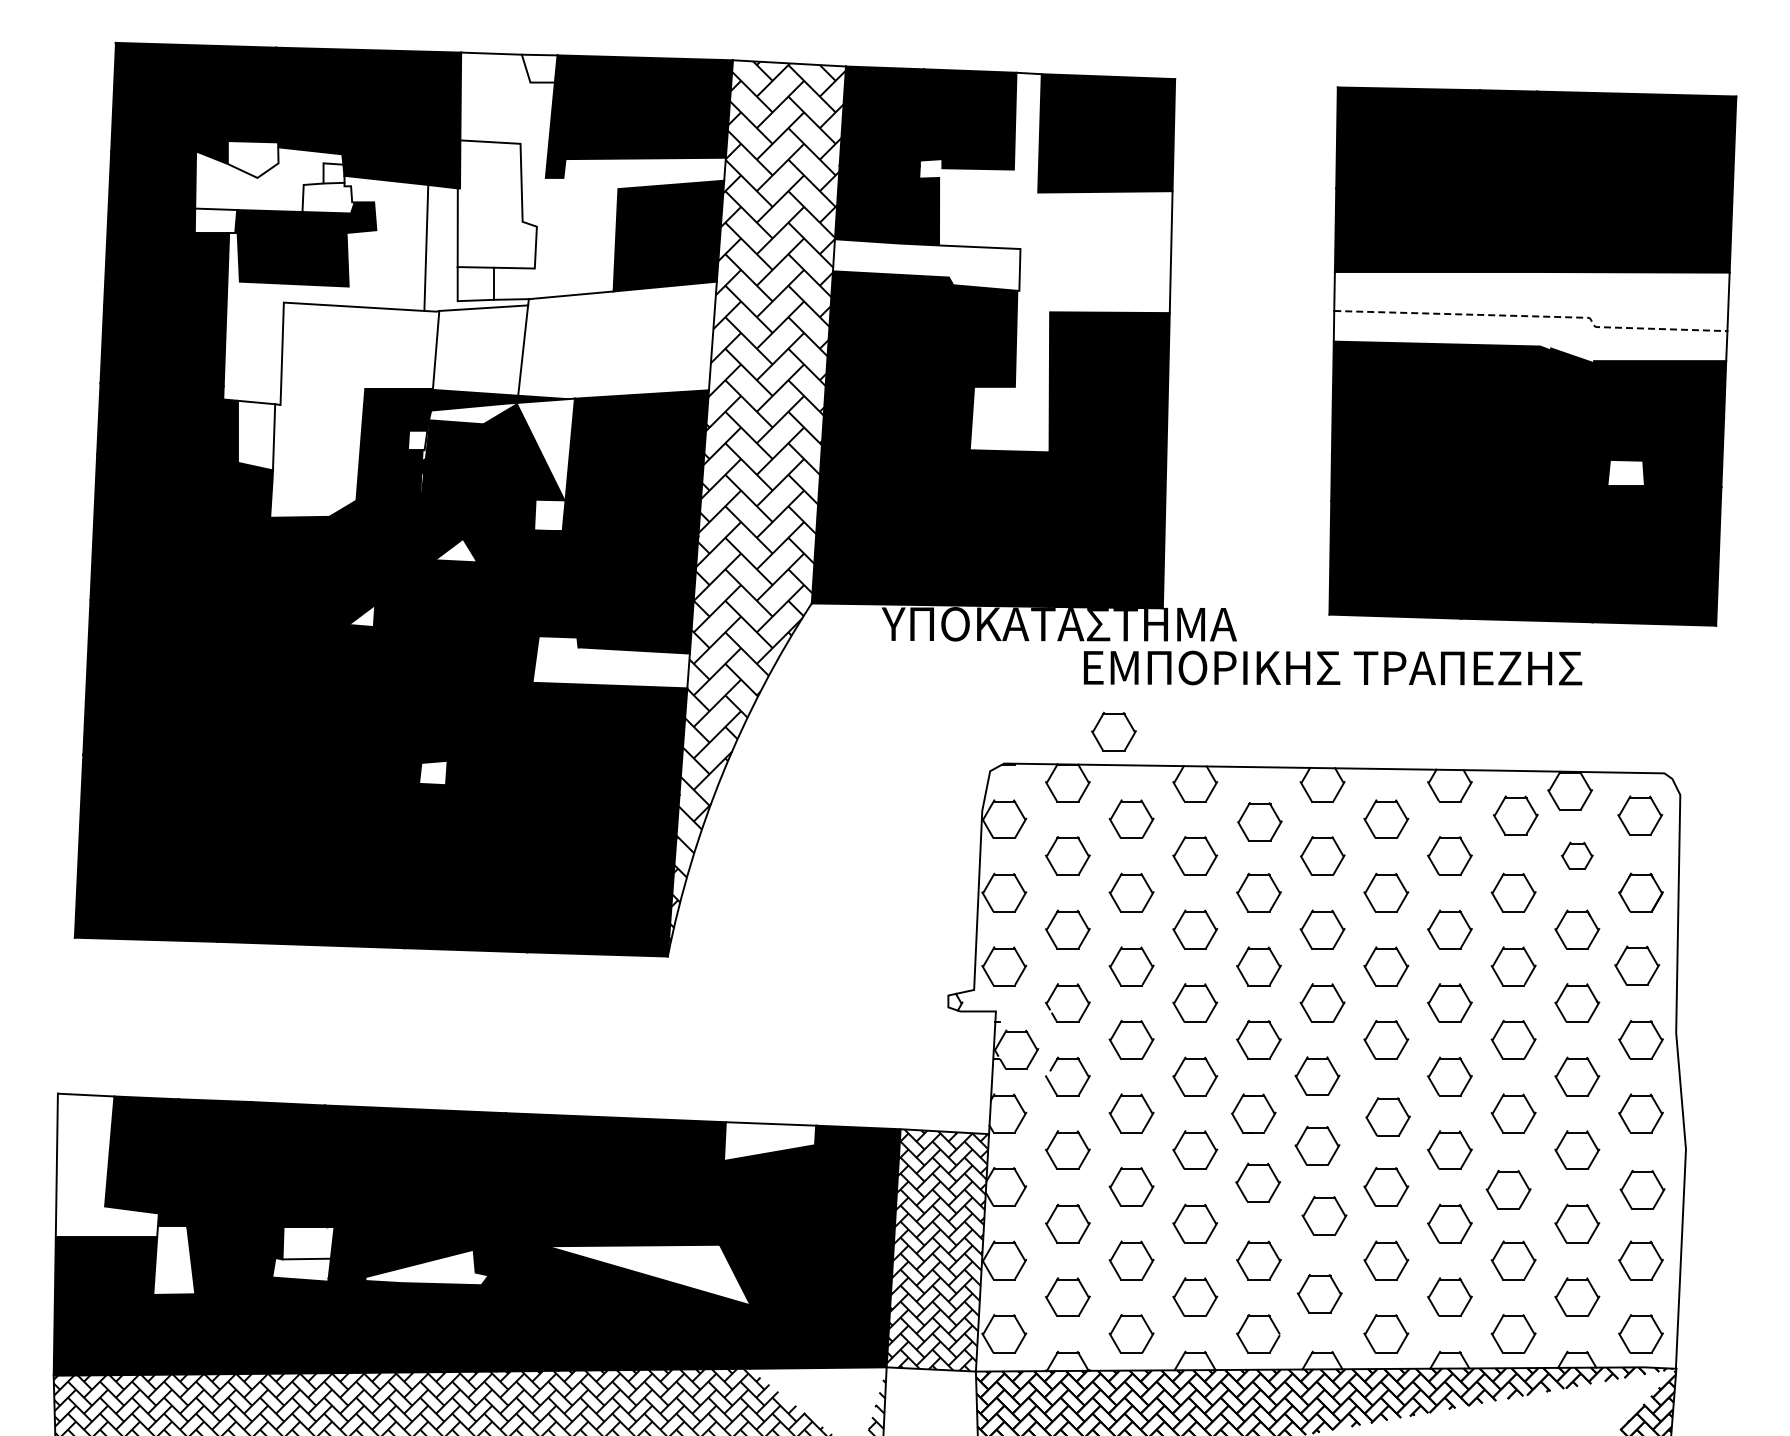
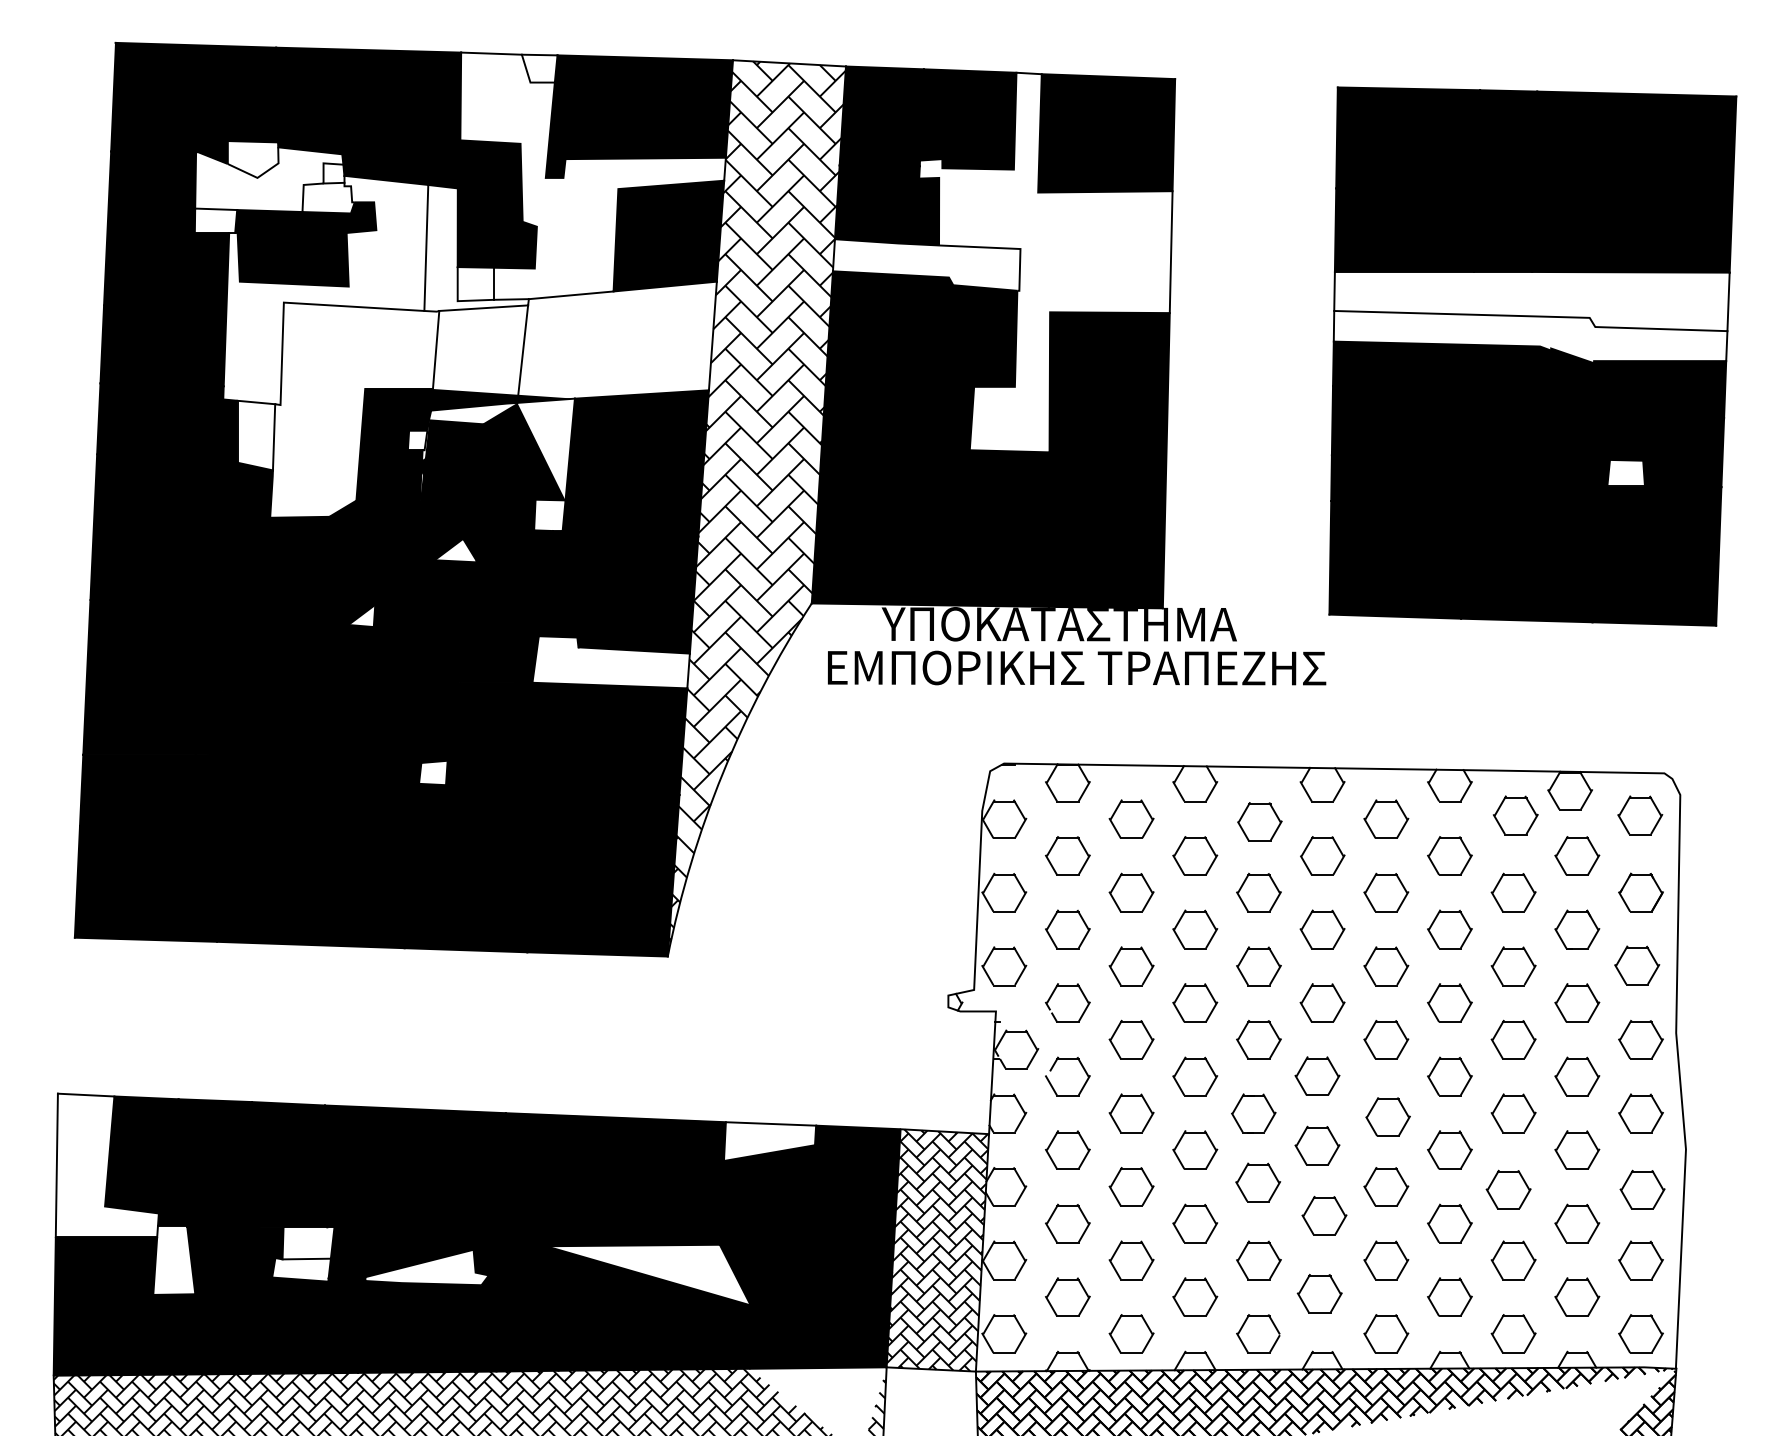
fill: none -> present (496, 204)
line: dashed -> solid (1534, 316)
text position: (1333, 667) -> (1077, 667) (1077, 667)
part: present -> none (1113, 731)
part size: 33x29 px -> 47x40 px (1577, 855)
